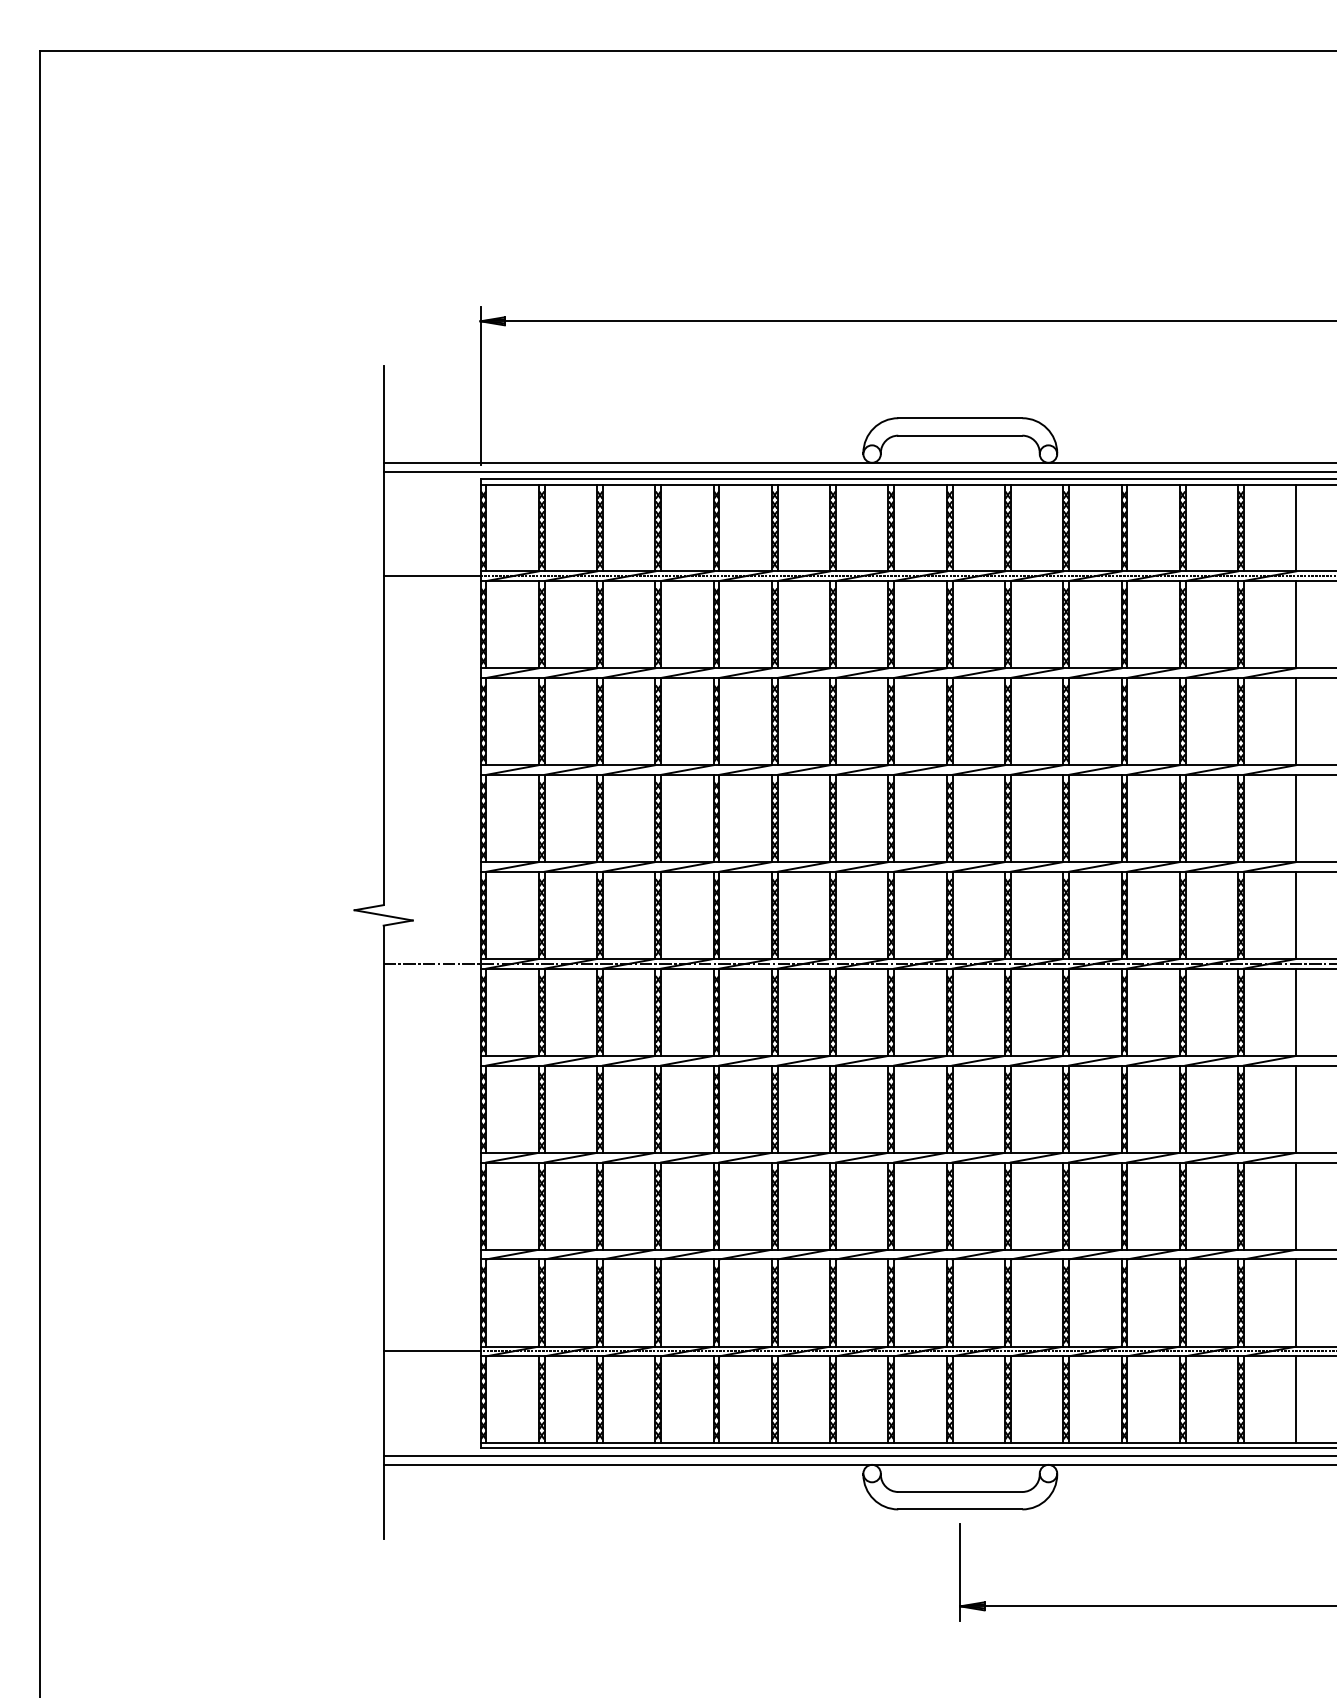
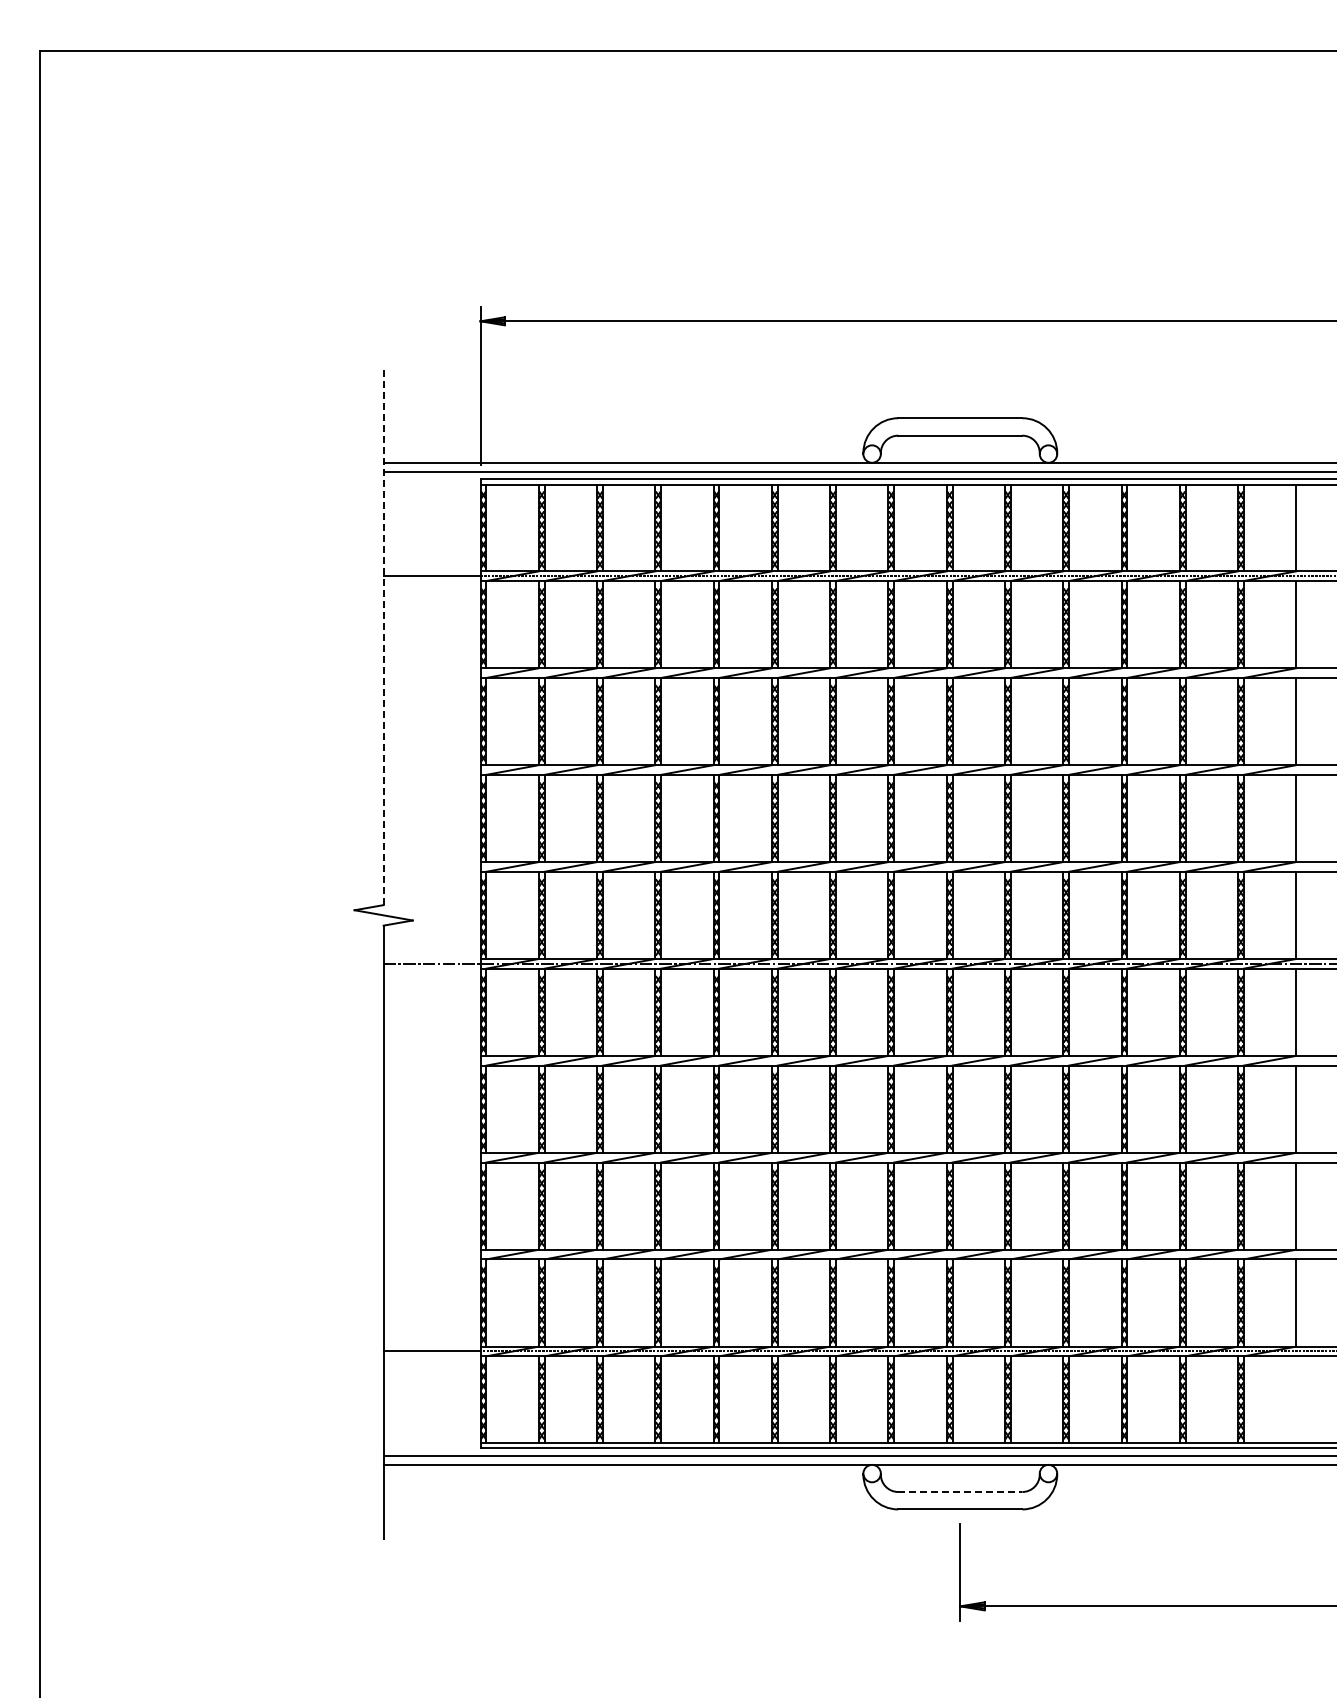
line: solid -> dashed (383, 635)
line: present -> none (1296, 1399)
line: solid -> dashed (960, 1492)
